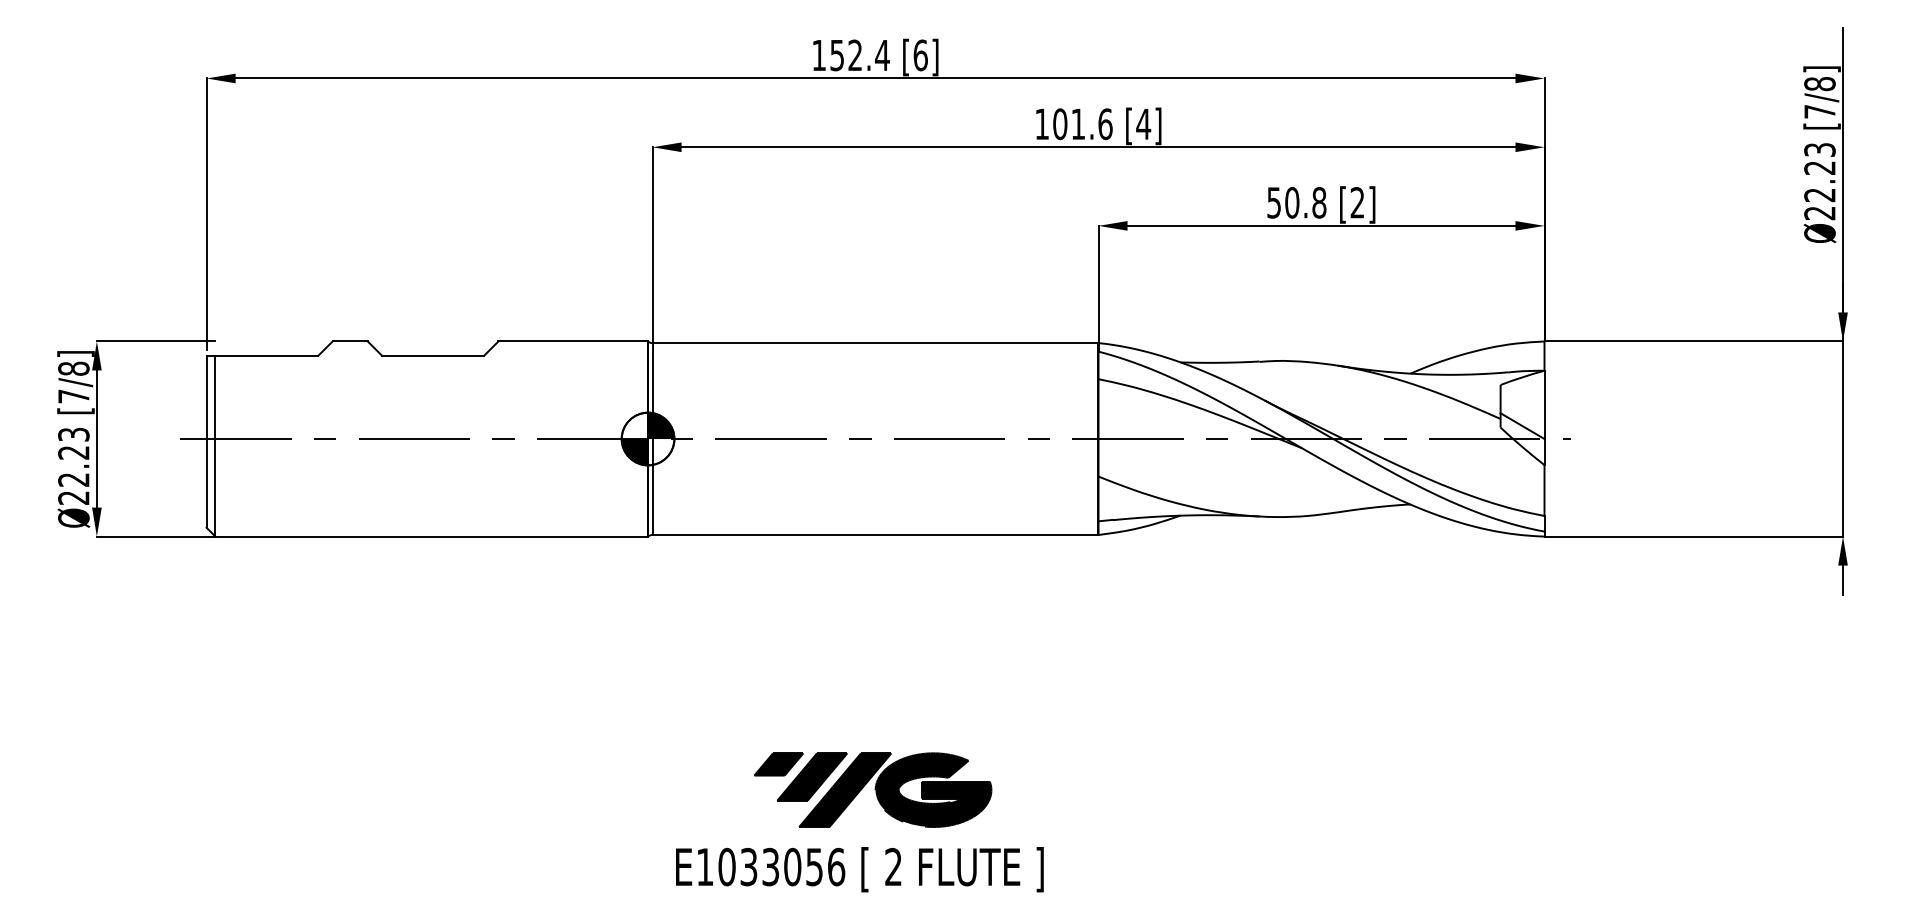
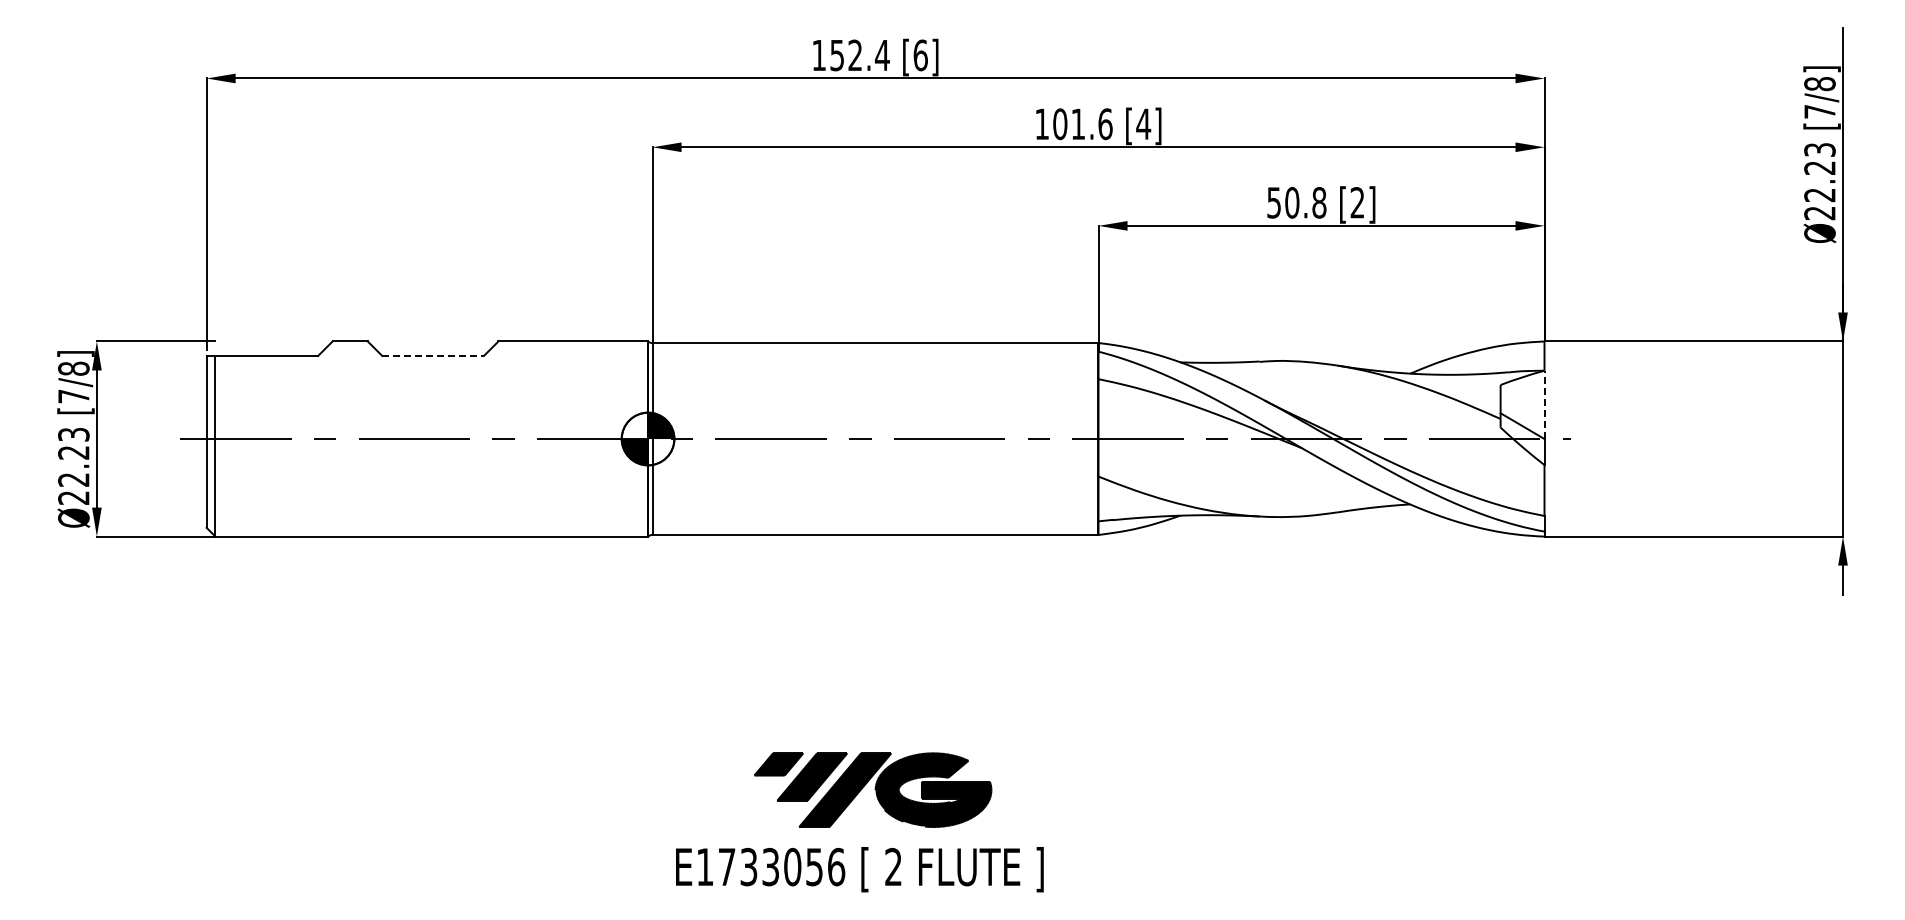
line: solid -> dashed (433, 355)
line: solid -> dashed (1544, 404)
text: E1033056 -> E1733056 (726, 866)
